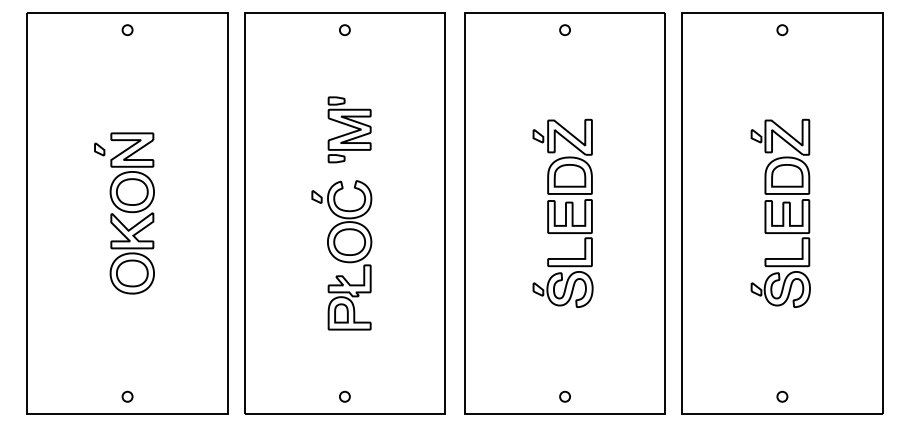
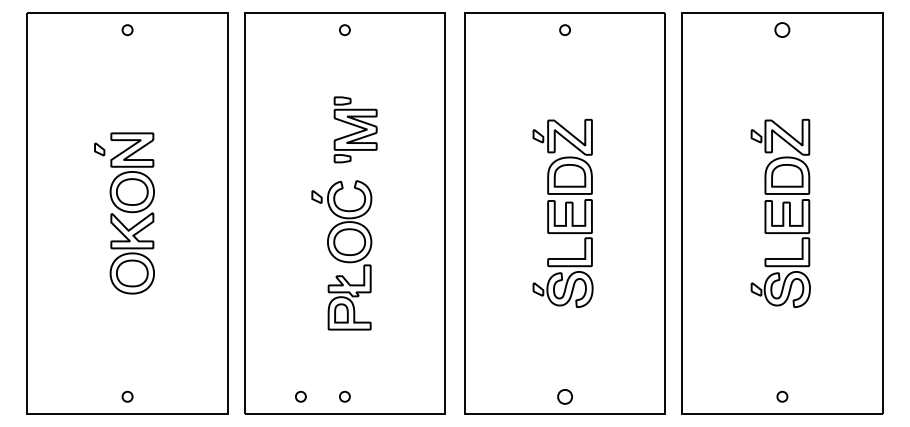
part size: 13x13 px -> 17x16 px (782, 29)
part position: (349, 129) -> (355, 129) (355, 129)
part: none -> present (300, 396)
part size: 12x13 px -> 16x16 px (564, 396)
